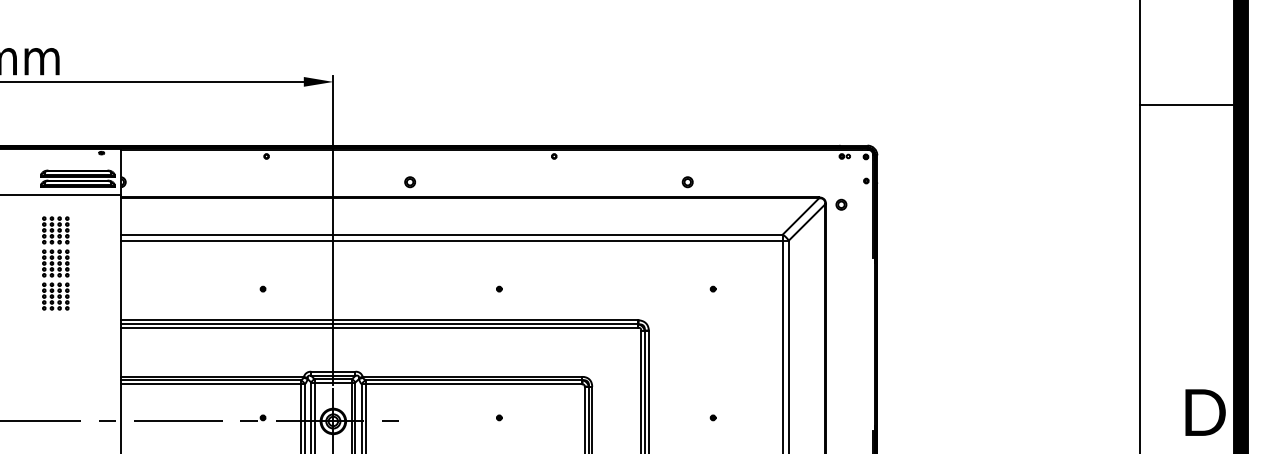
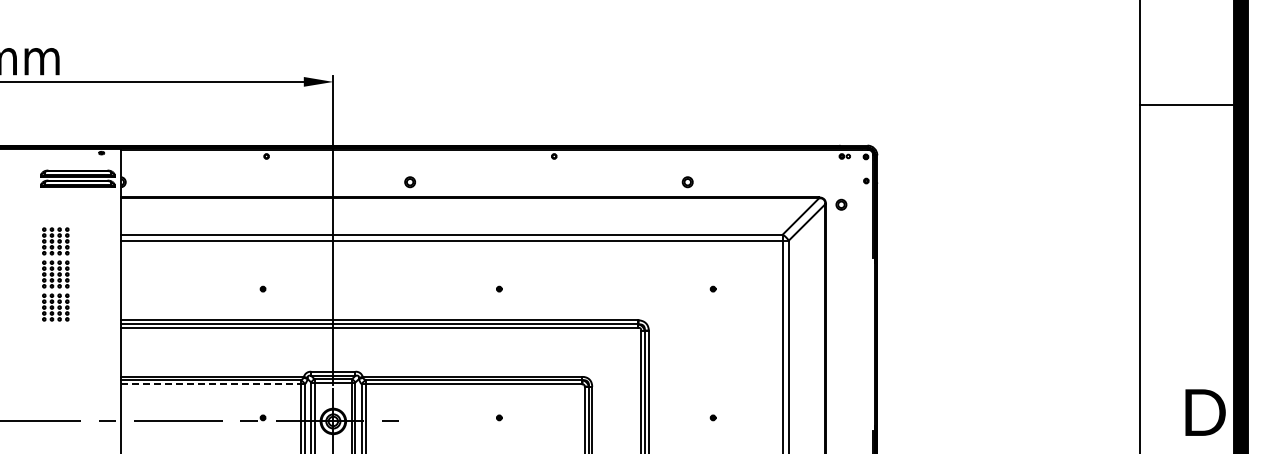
line: present -> none (61, 194)
part position: (55, 263) -> (55, 274) (55, 274)
line: solid -> dashed (213, 384)
